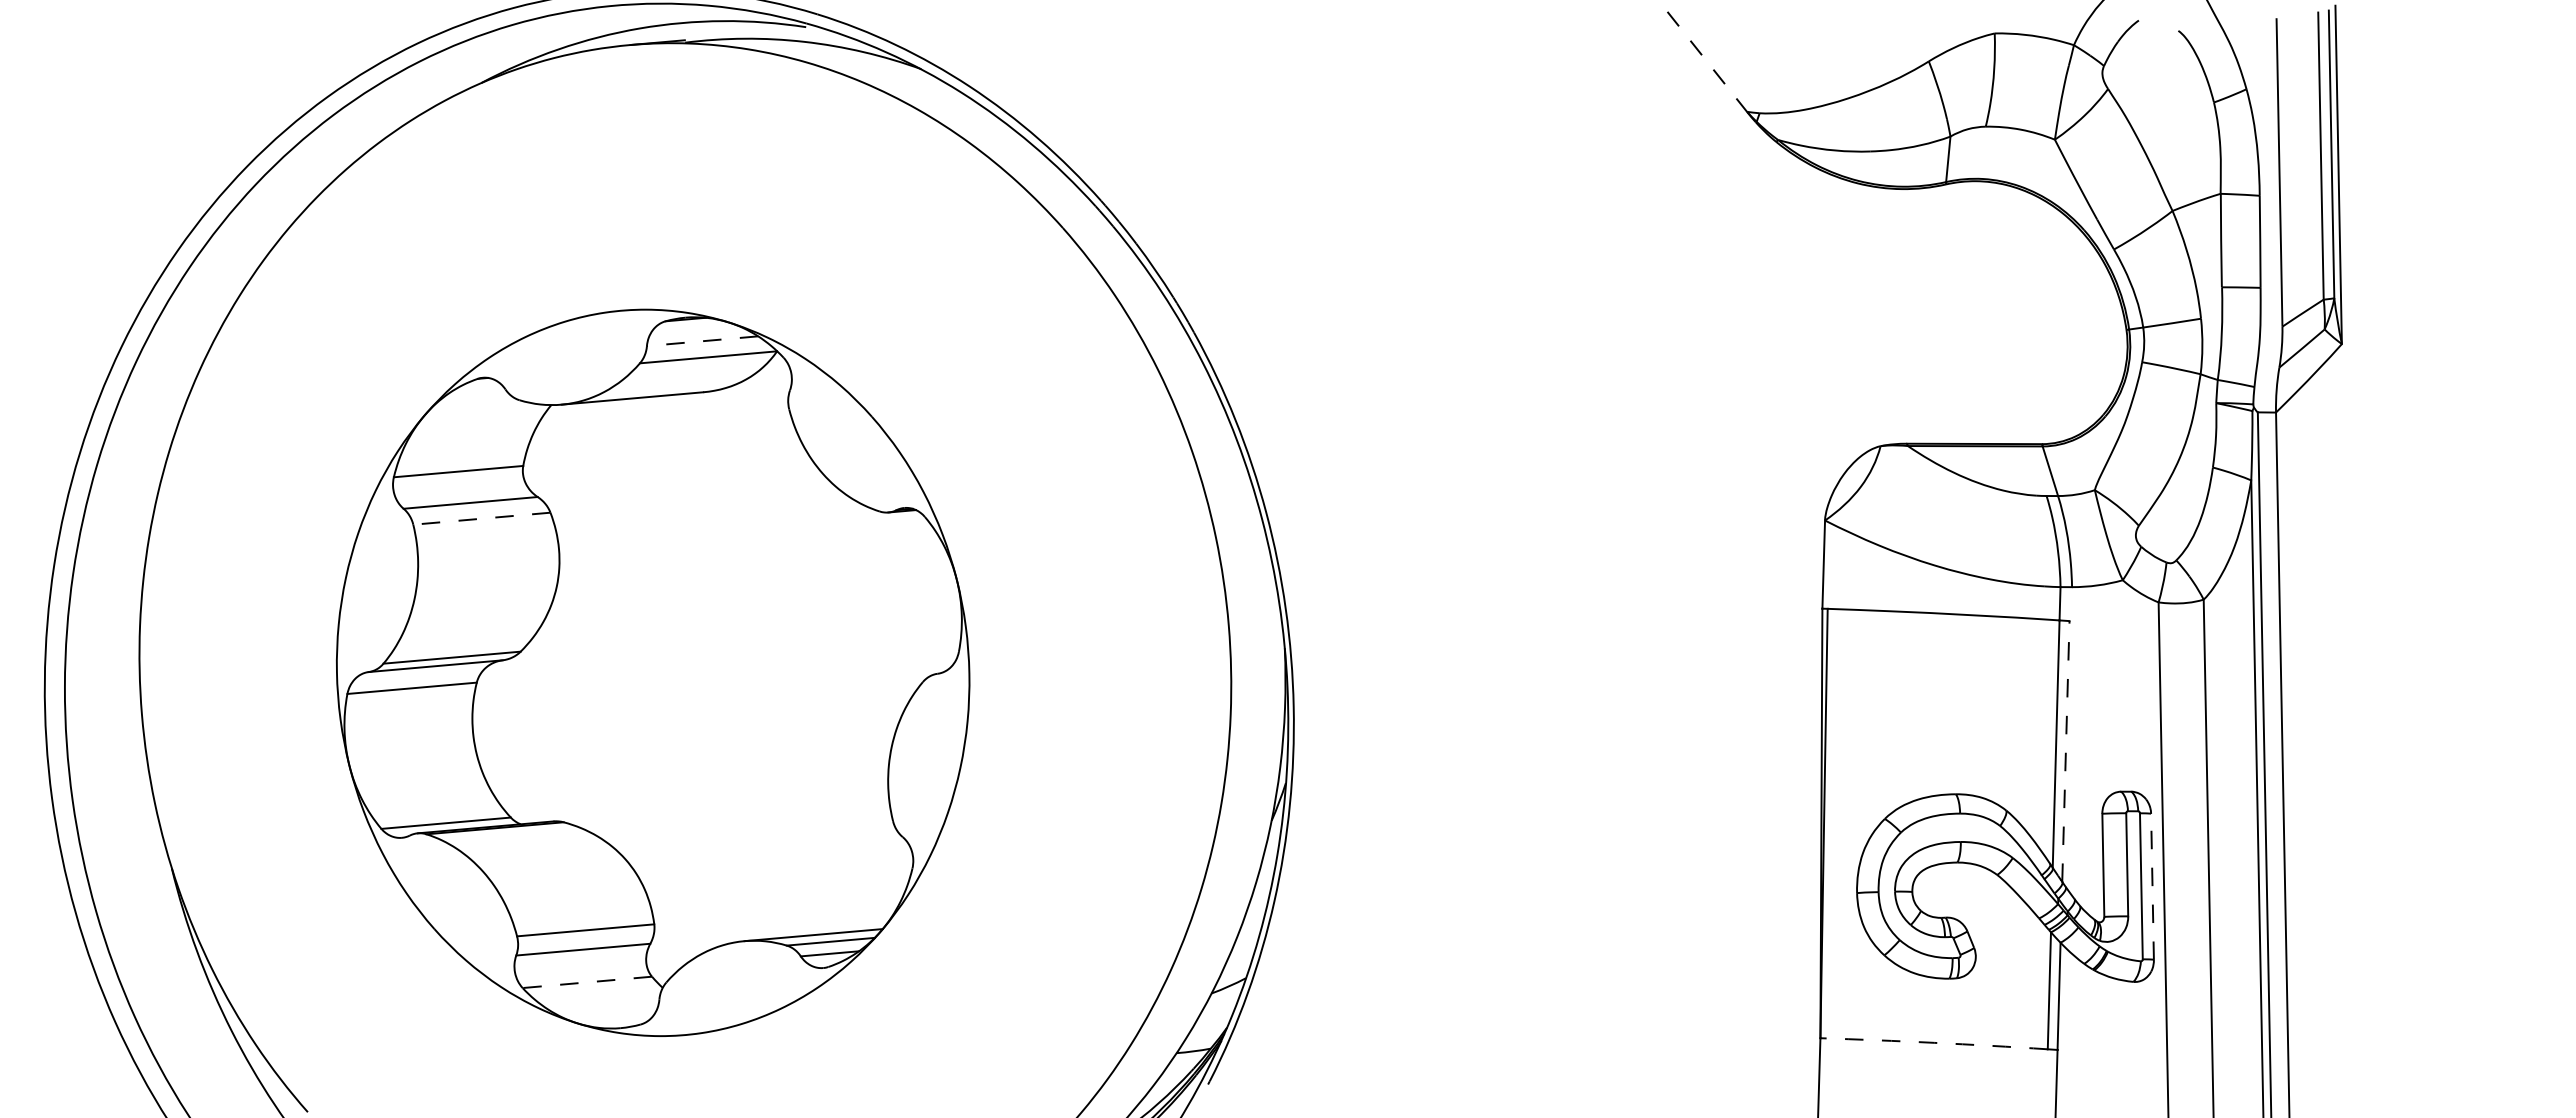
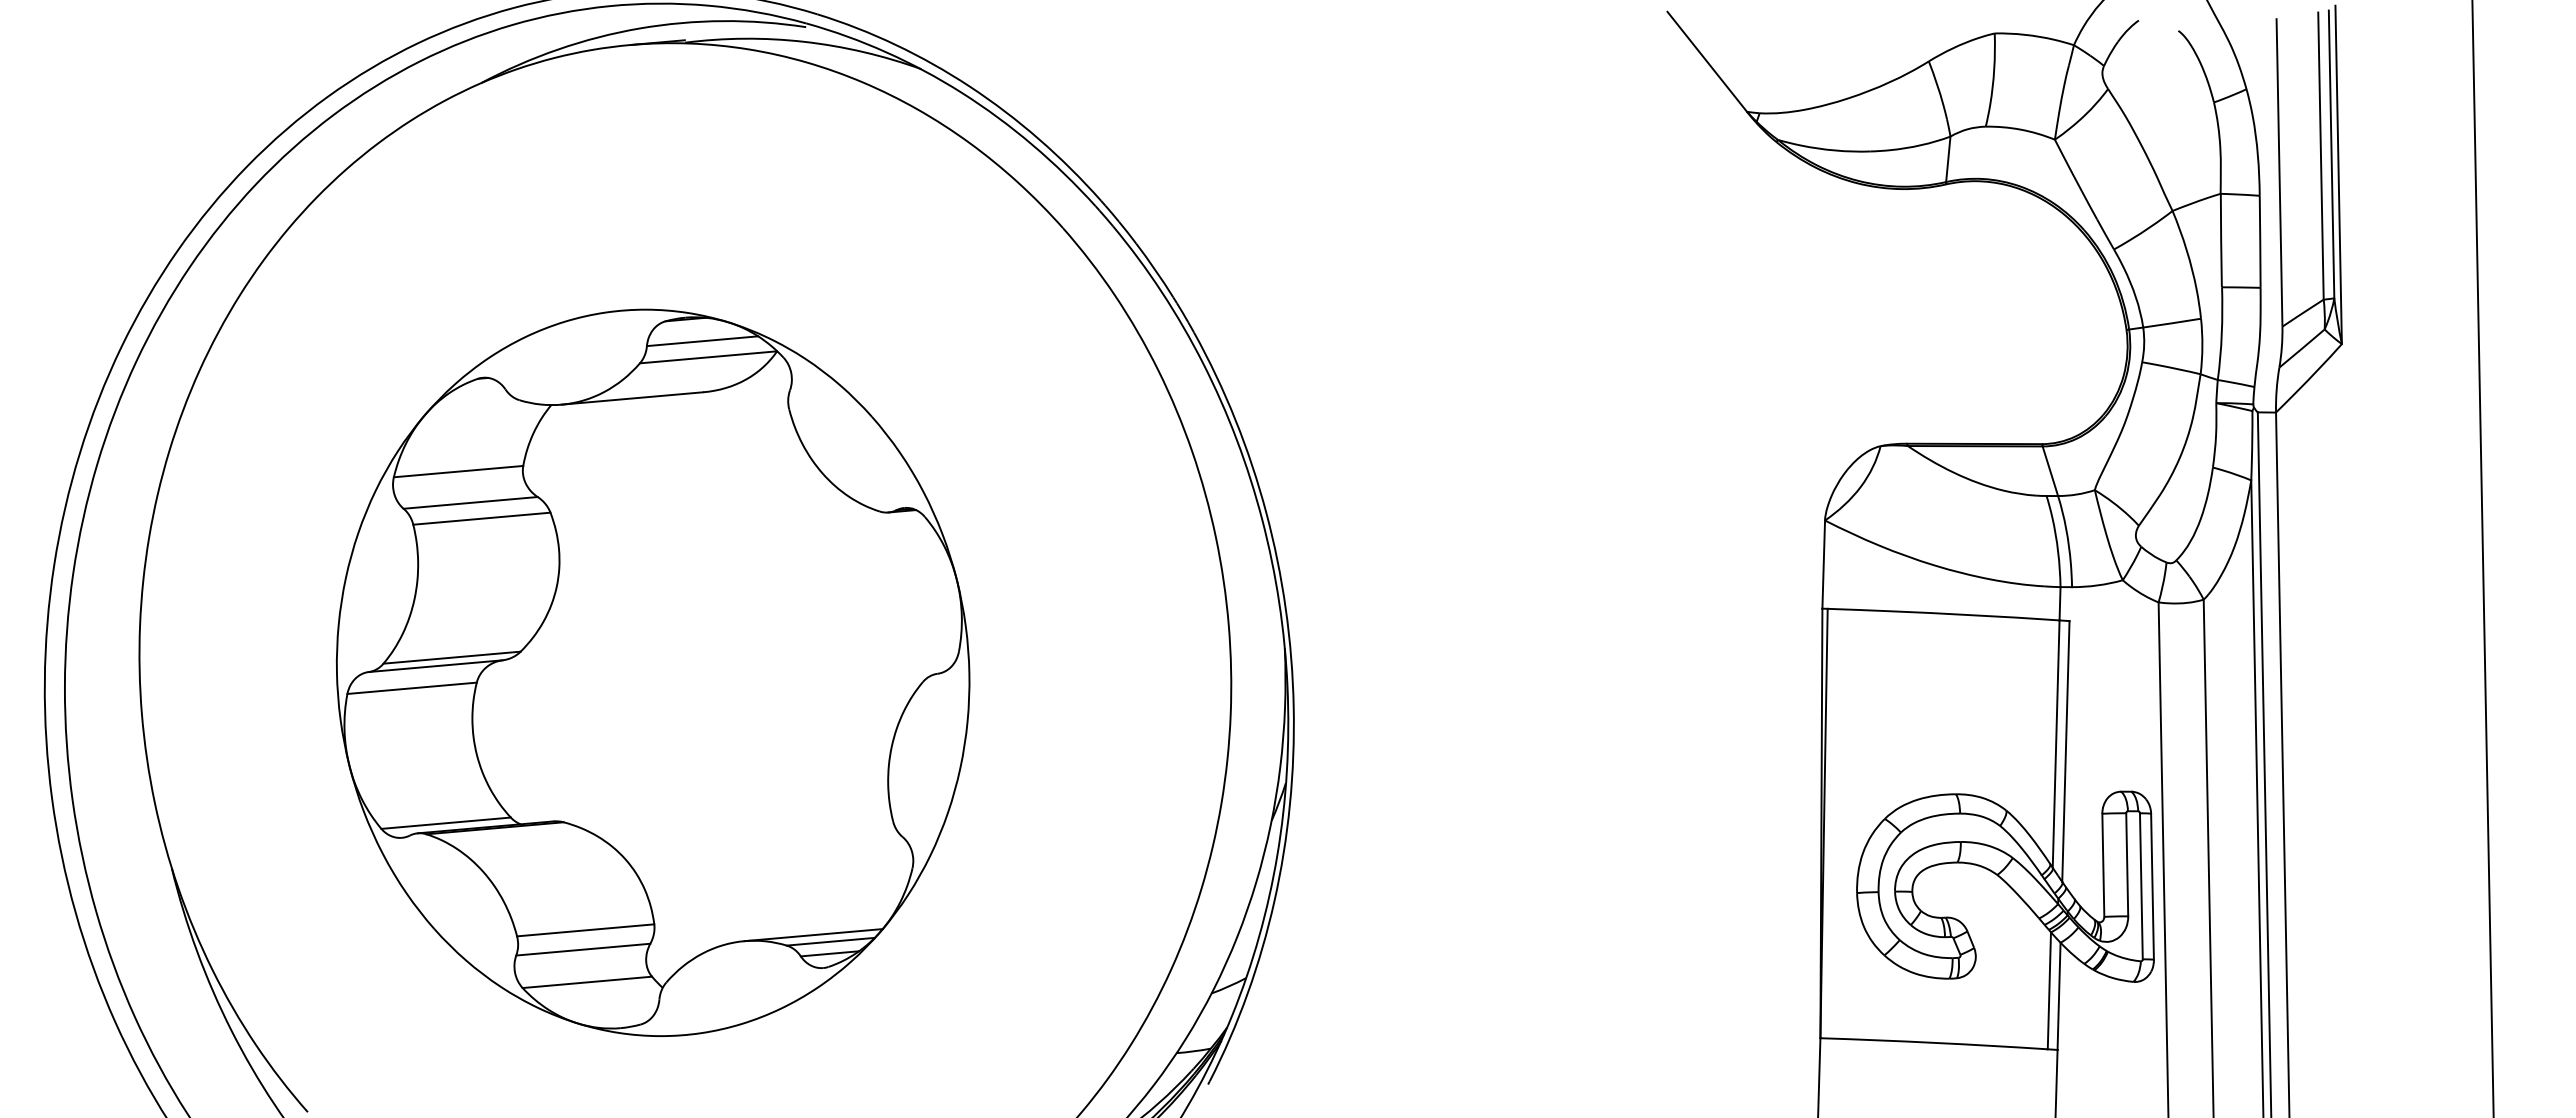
line: dashed -> solid (1707, 61)
line: dashed -> solid (702, 341)
line: dashed -> solid (481, 518)
line: none -> present (2482, 558)
line: dashed -> solid (2065, 751)
line: dashed -> solid (2152, 886)
line: dashed -> solid (587, 982)
arc: dashed -> solid (1934, 1042)
